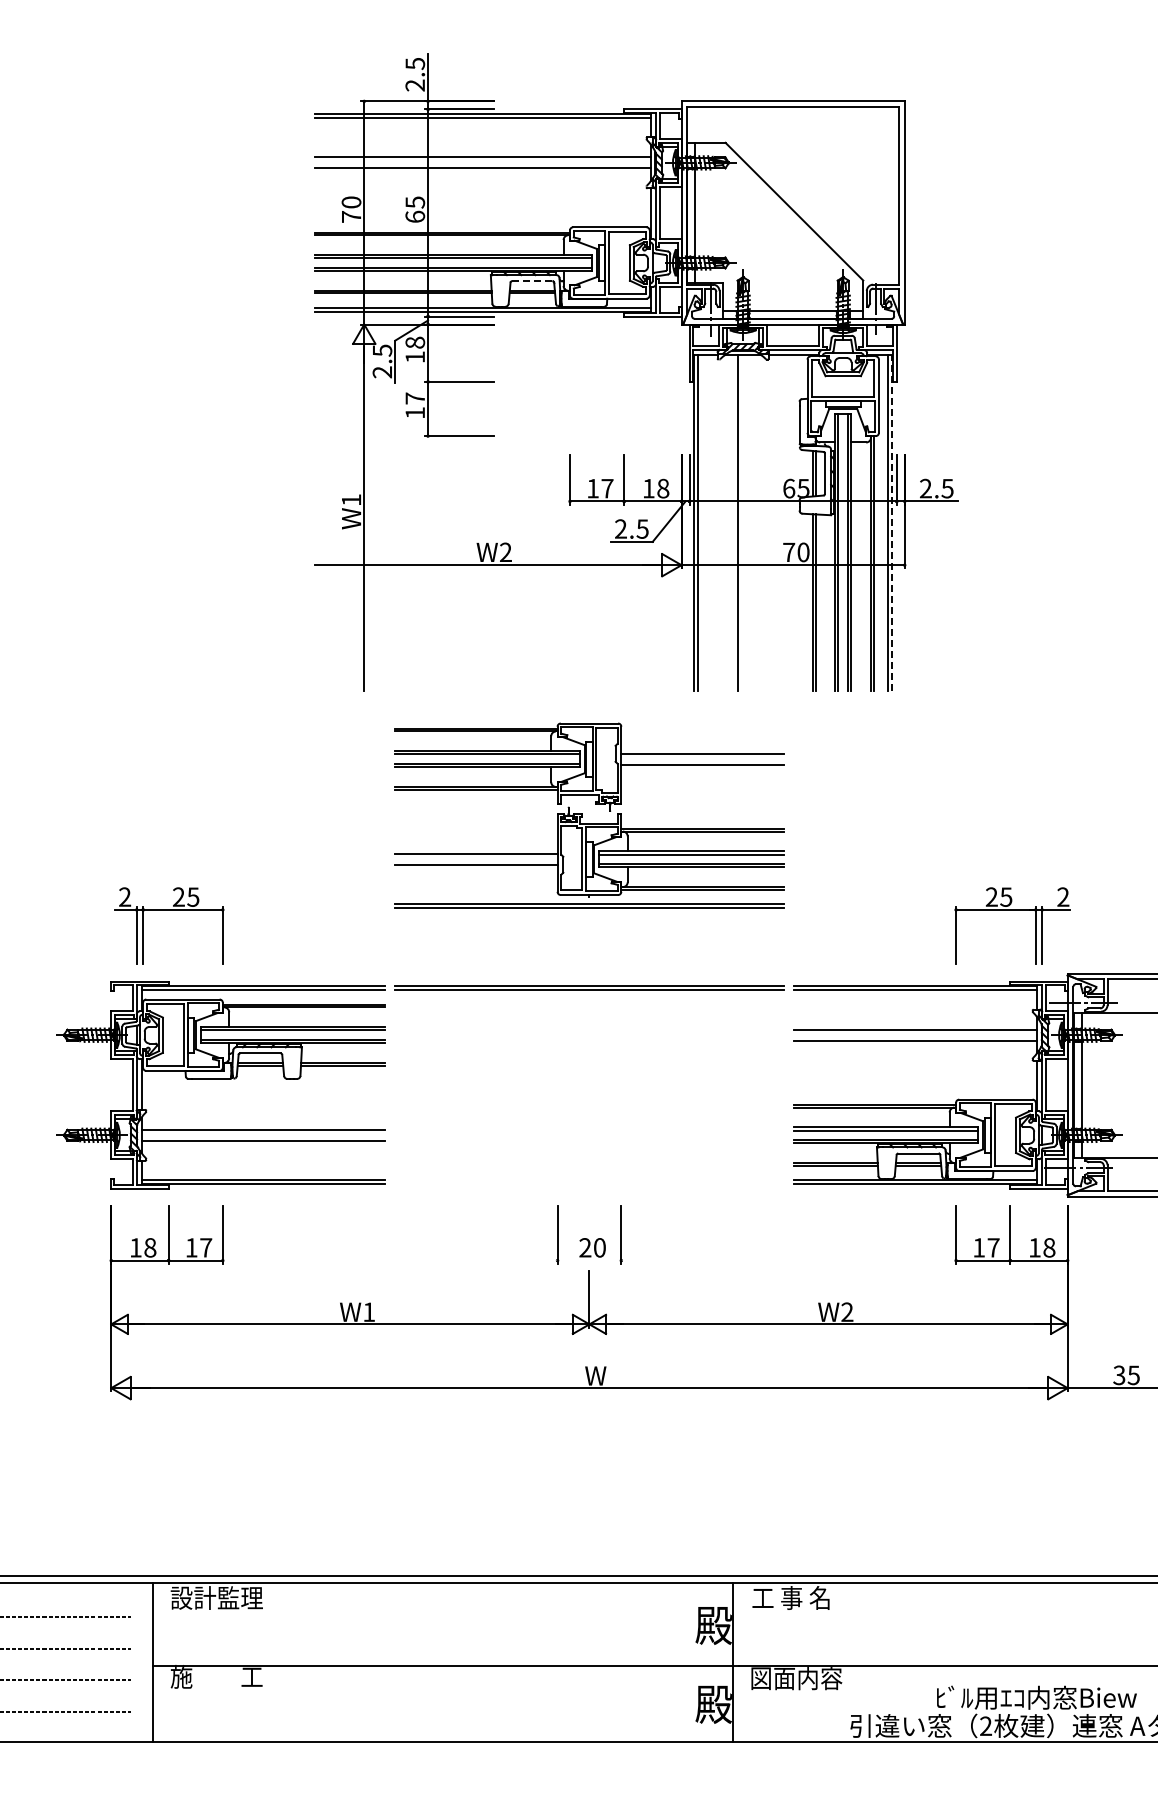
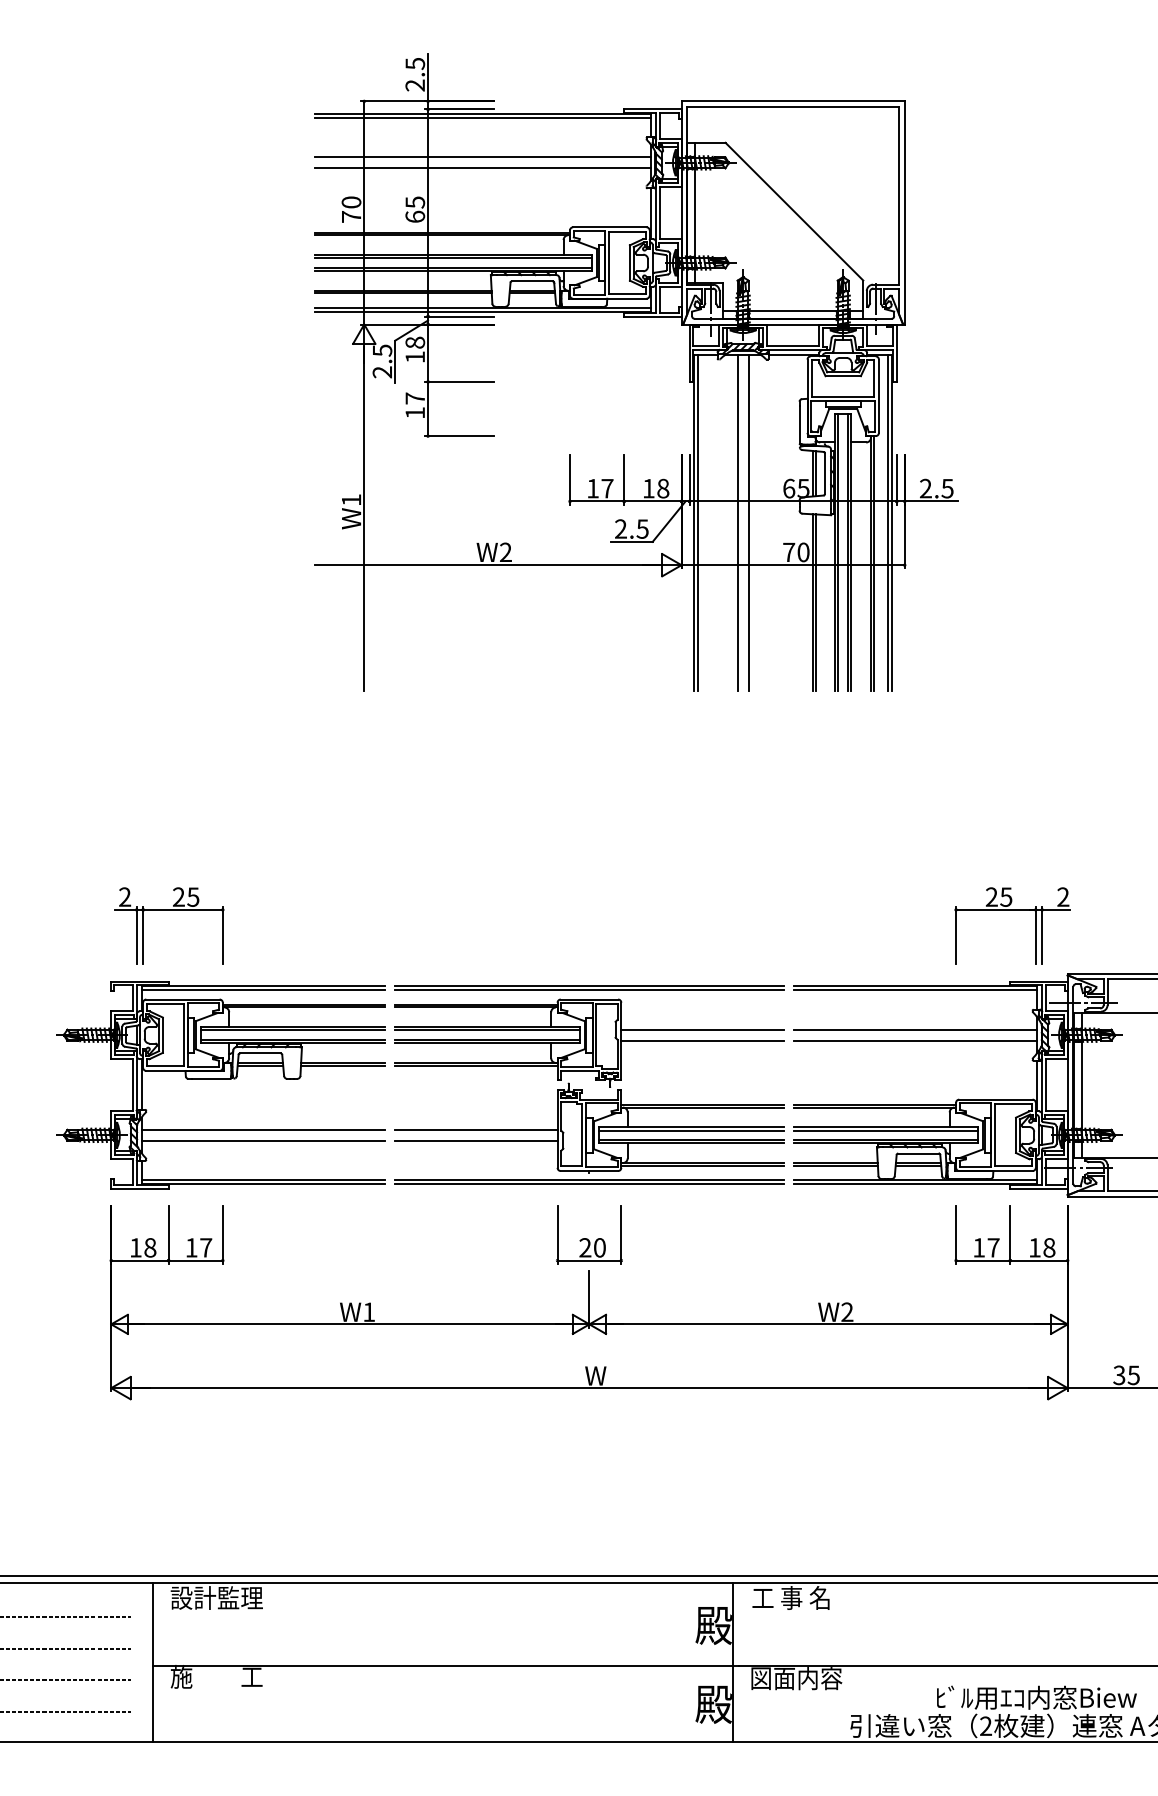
line: dashed -> solid (532, 281)
line: none -> present (748, 522)
line: dashed -> solid (892, 522)
part position: (582, 815) -> (582, 1091) (582, 1091)
line: none -> present (589, 1260)
